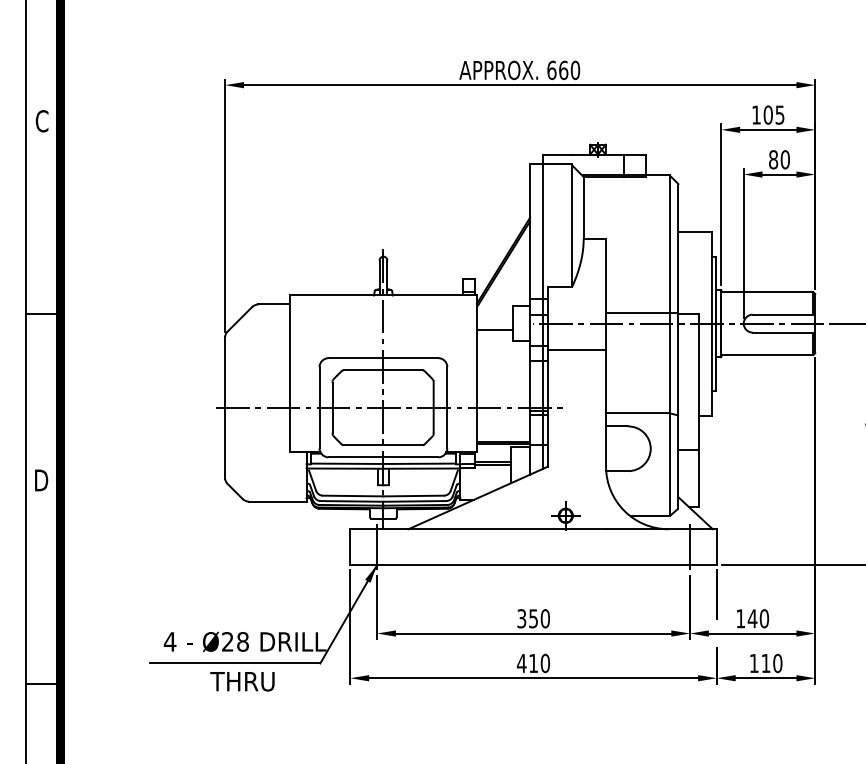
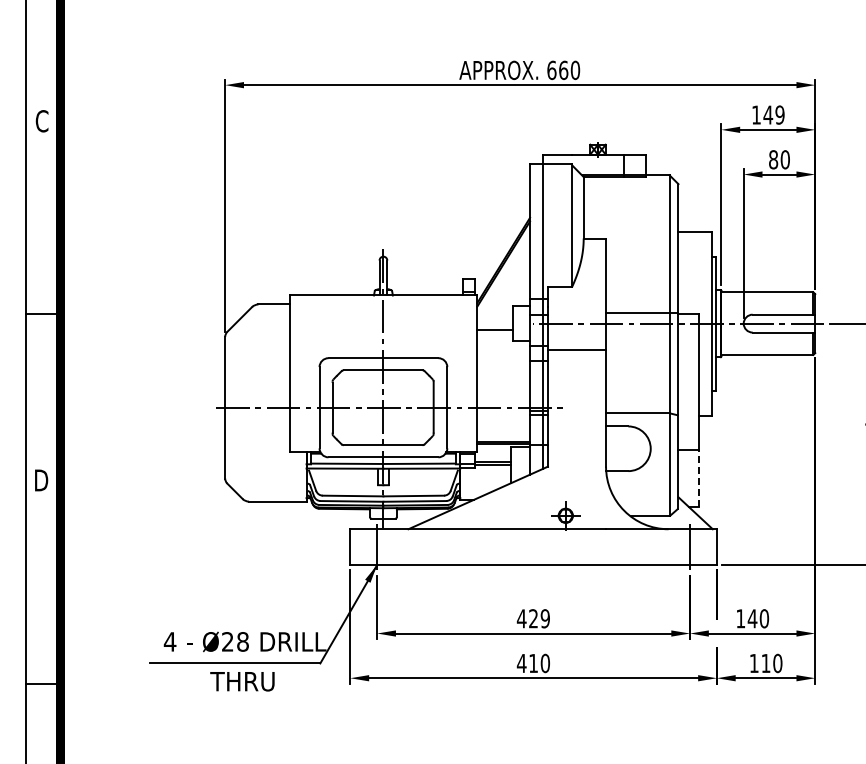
text: 105 -> 149 (773, 114)
line: solid -> dashed (699, 478)
text: 350 -> 429 (532, 618)
